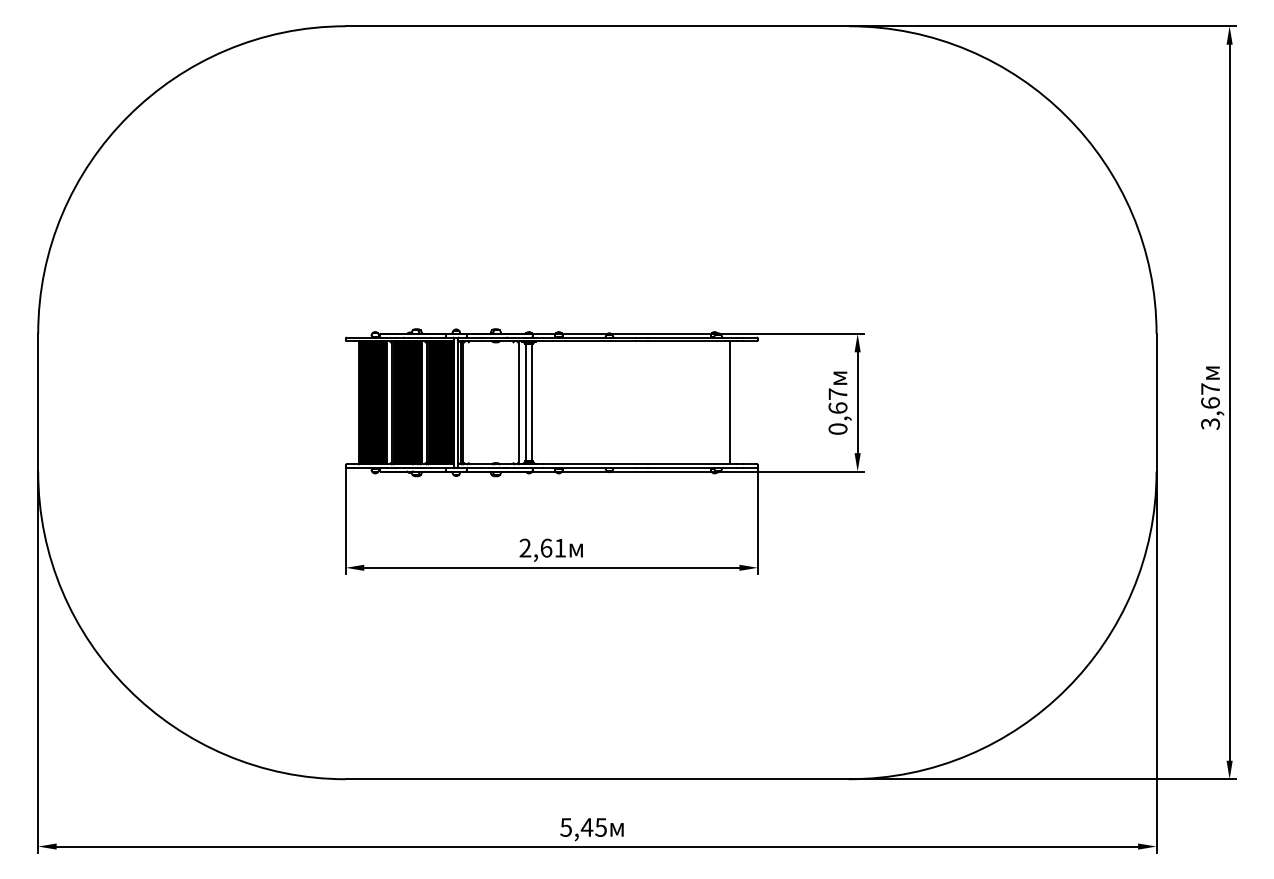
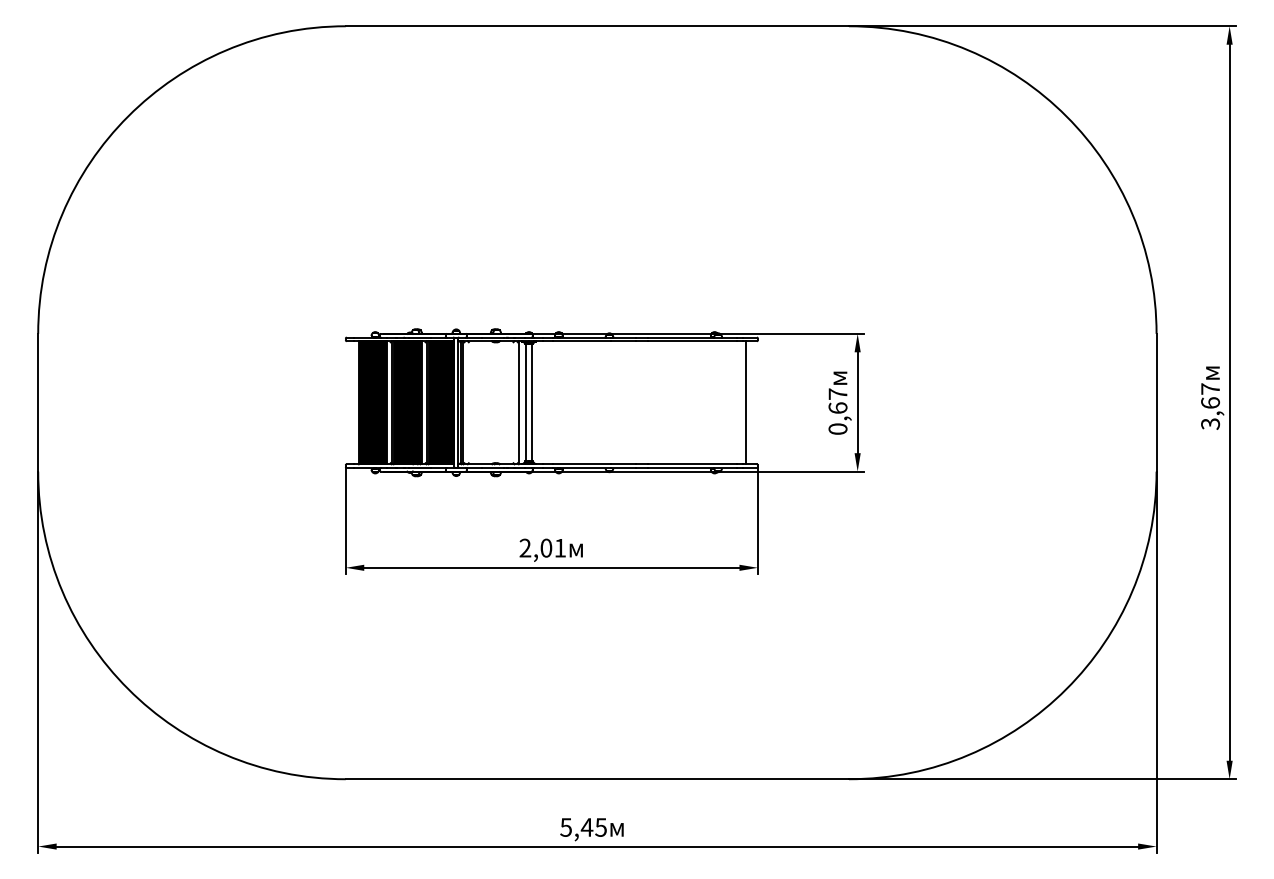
line position: (730, 402) -> (746, 402) (746, 402)
text: 2,61 -> 2,01 (546, 547)
